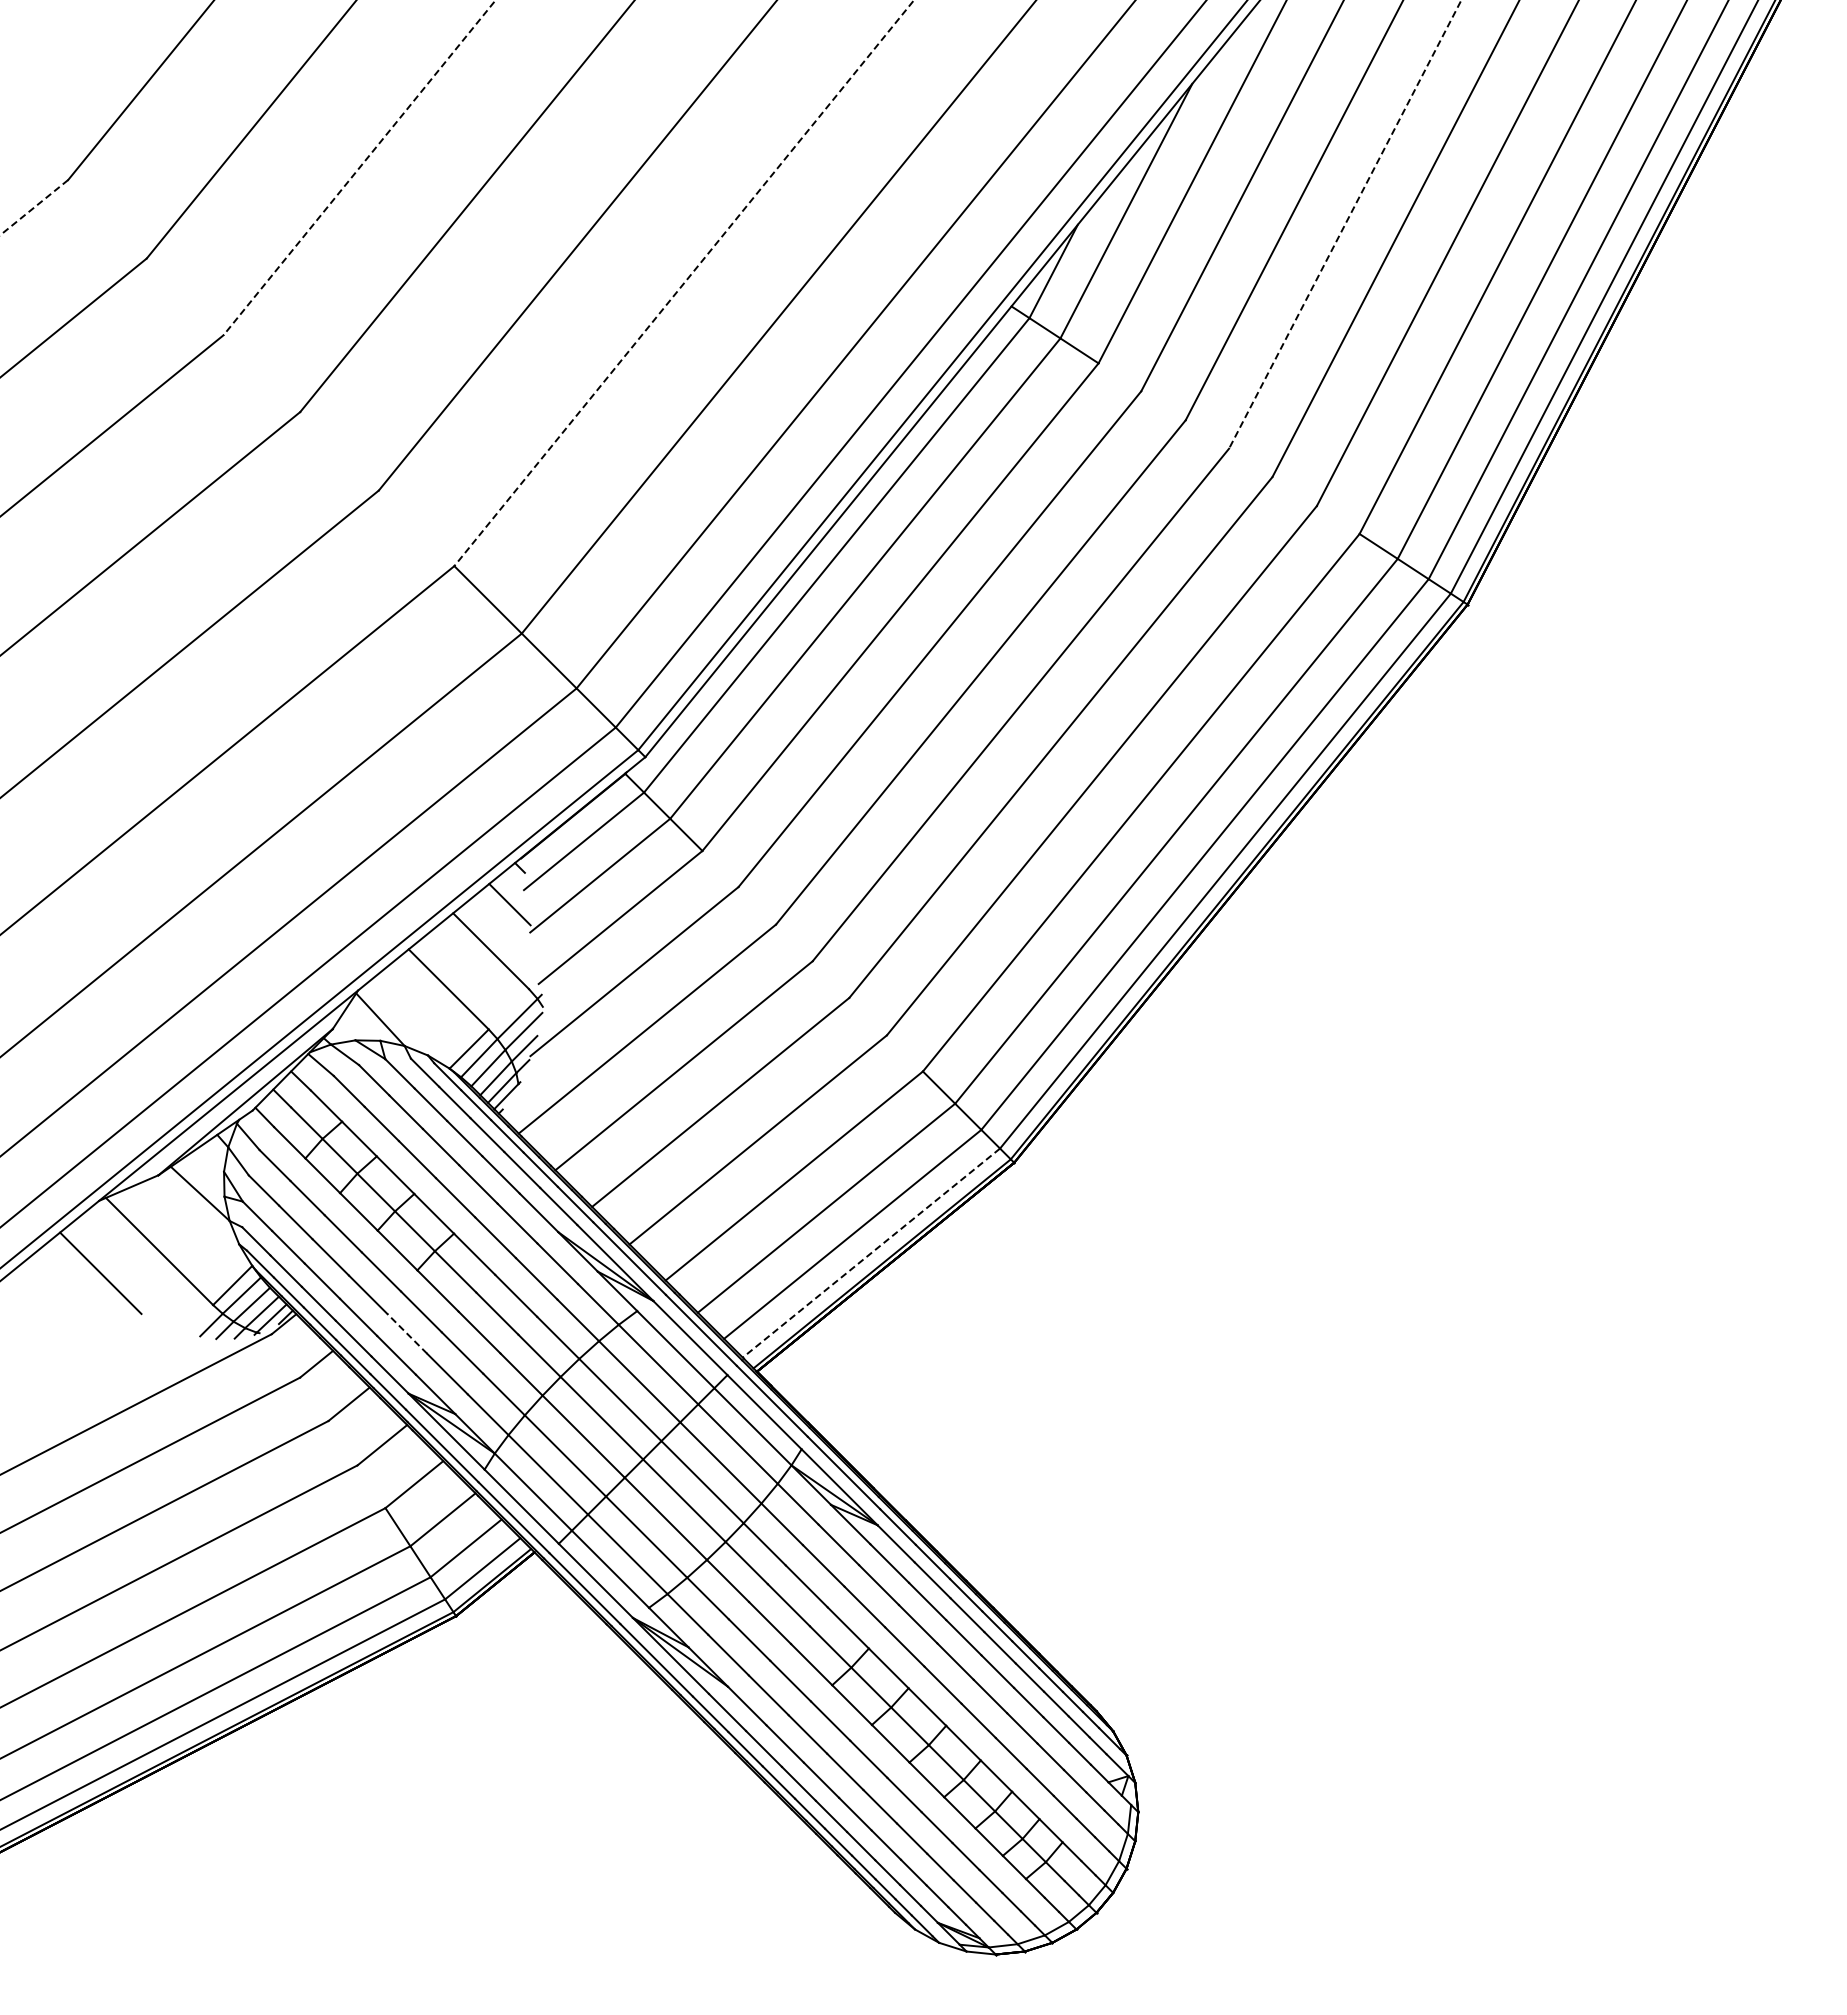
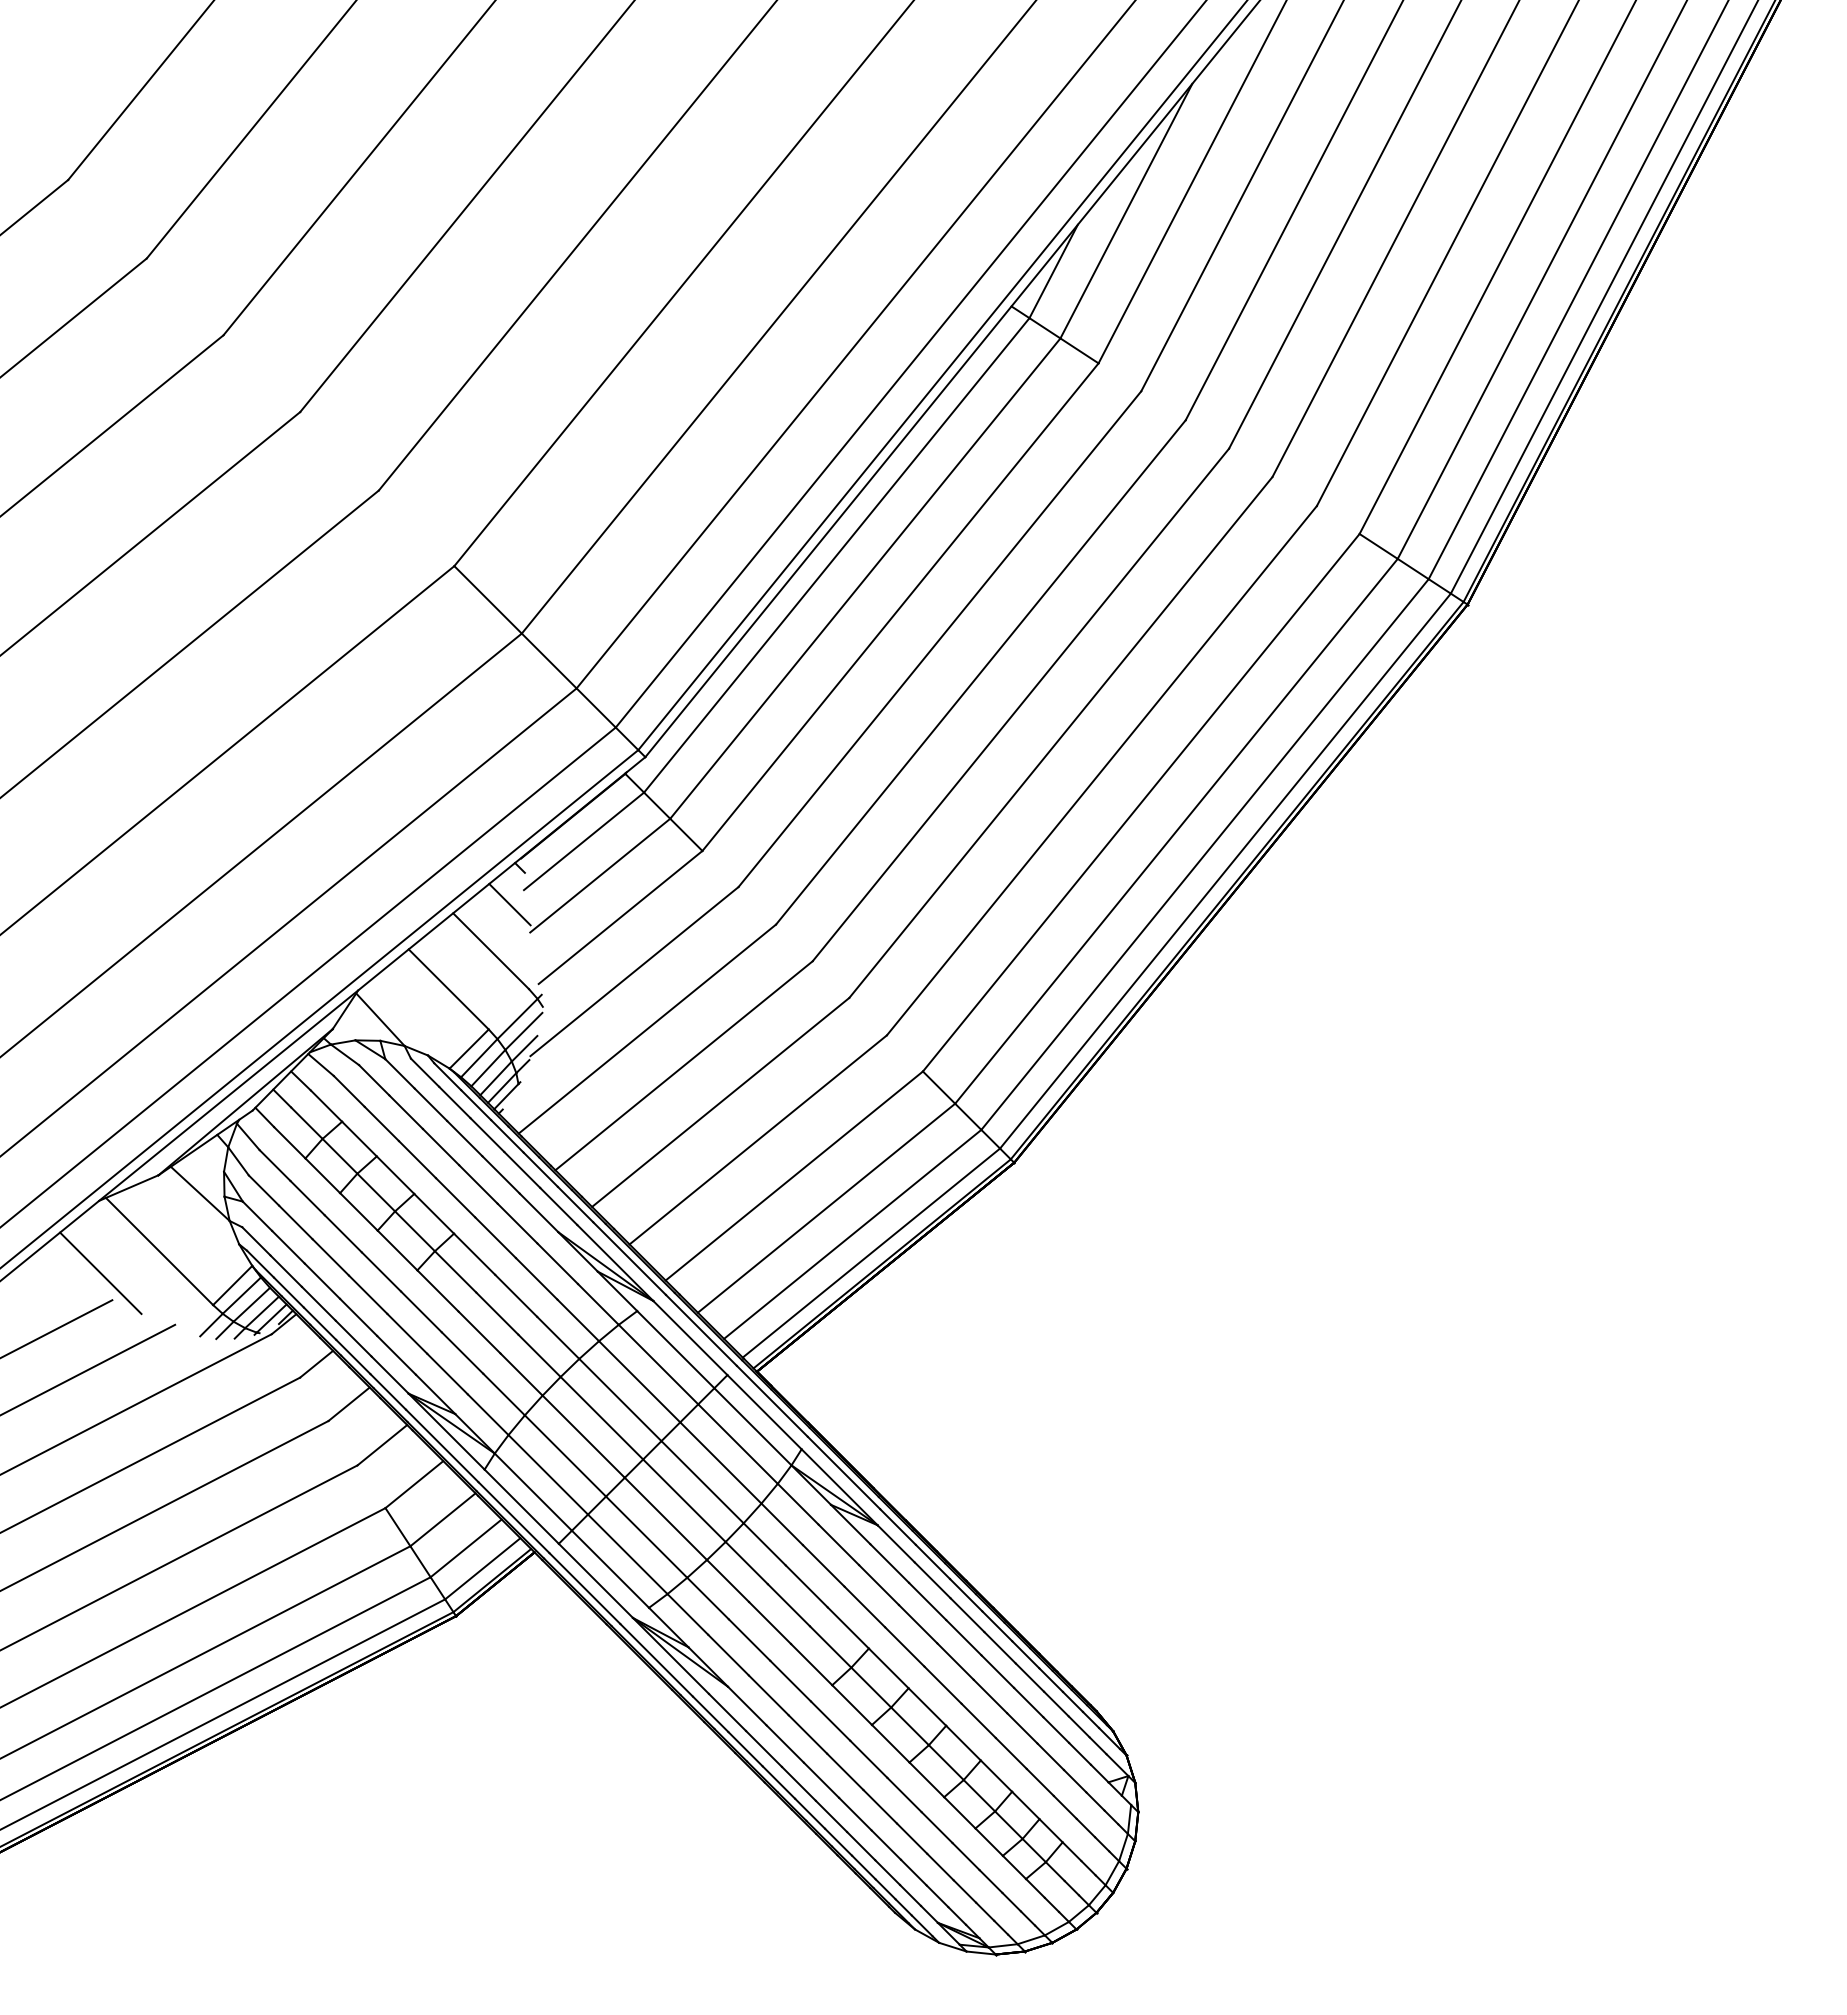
line: dashed -> solid (359, 167)
line: dashed -> solid (34, 207)
line: dashed -> solid (1344, 225)
line: dashed -> solid (683, 283)
line: dashed -> solid (871, 1253)
line: none -> present (57, 1328)
line: dashed -> solid (406, 1333)
line: none -> present (88, 1369)
